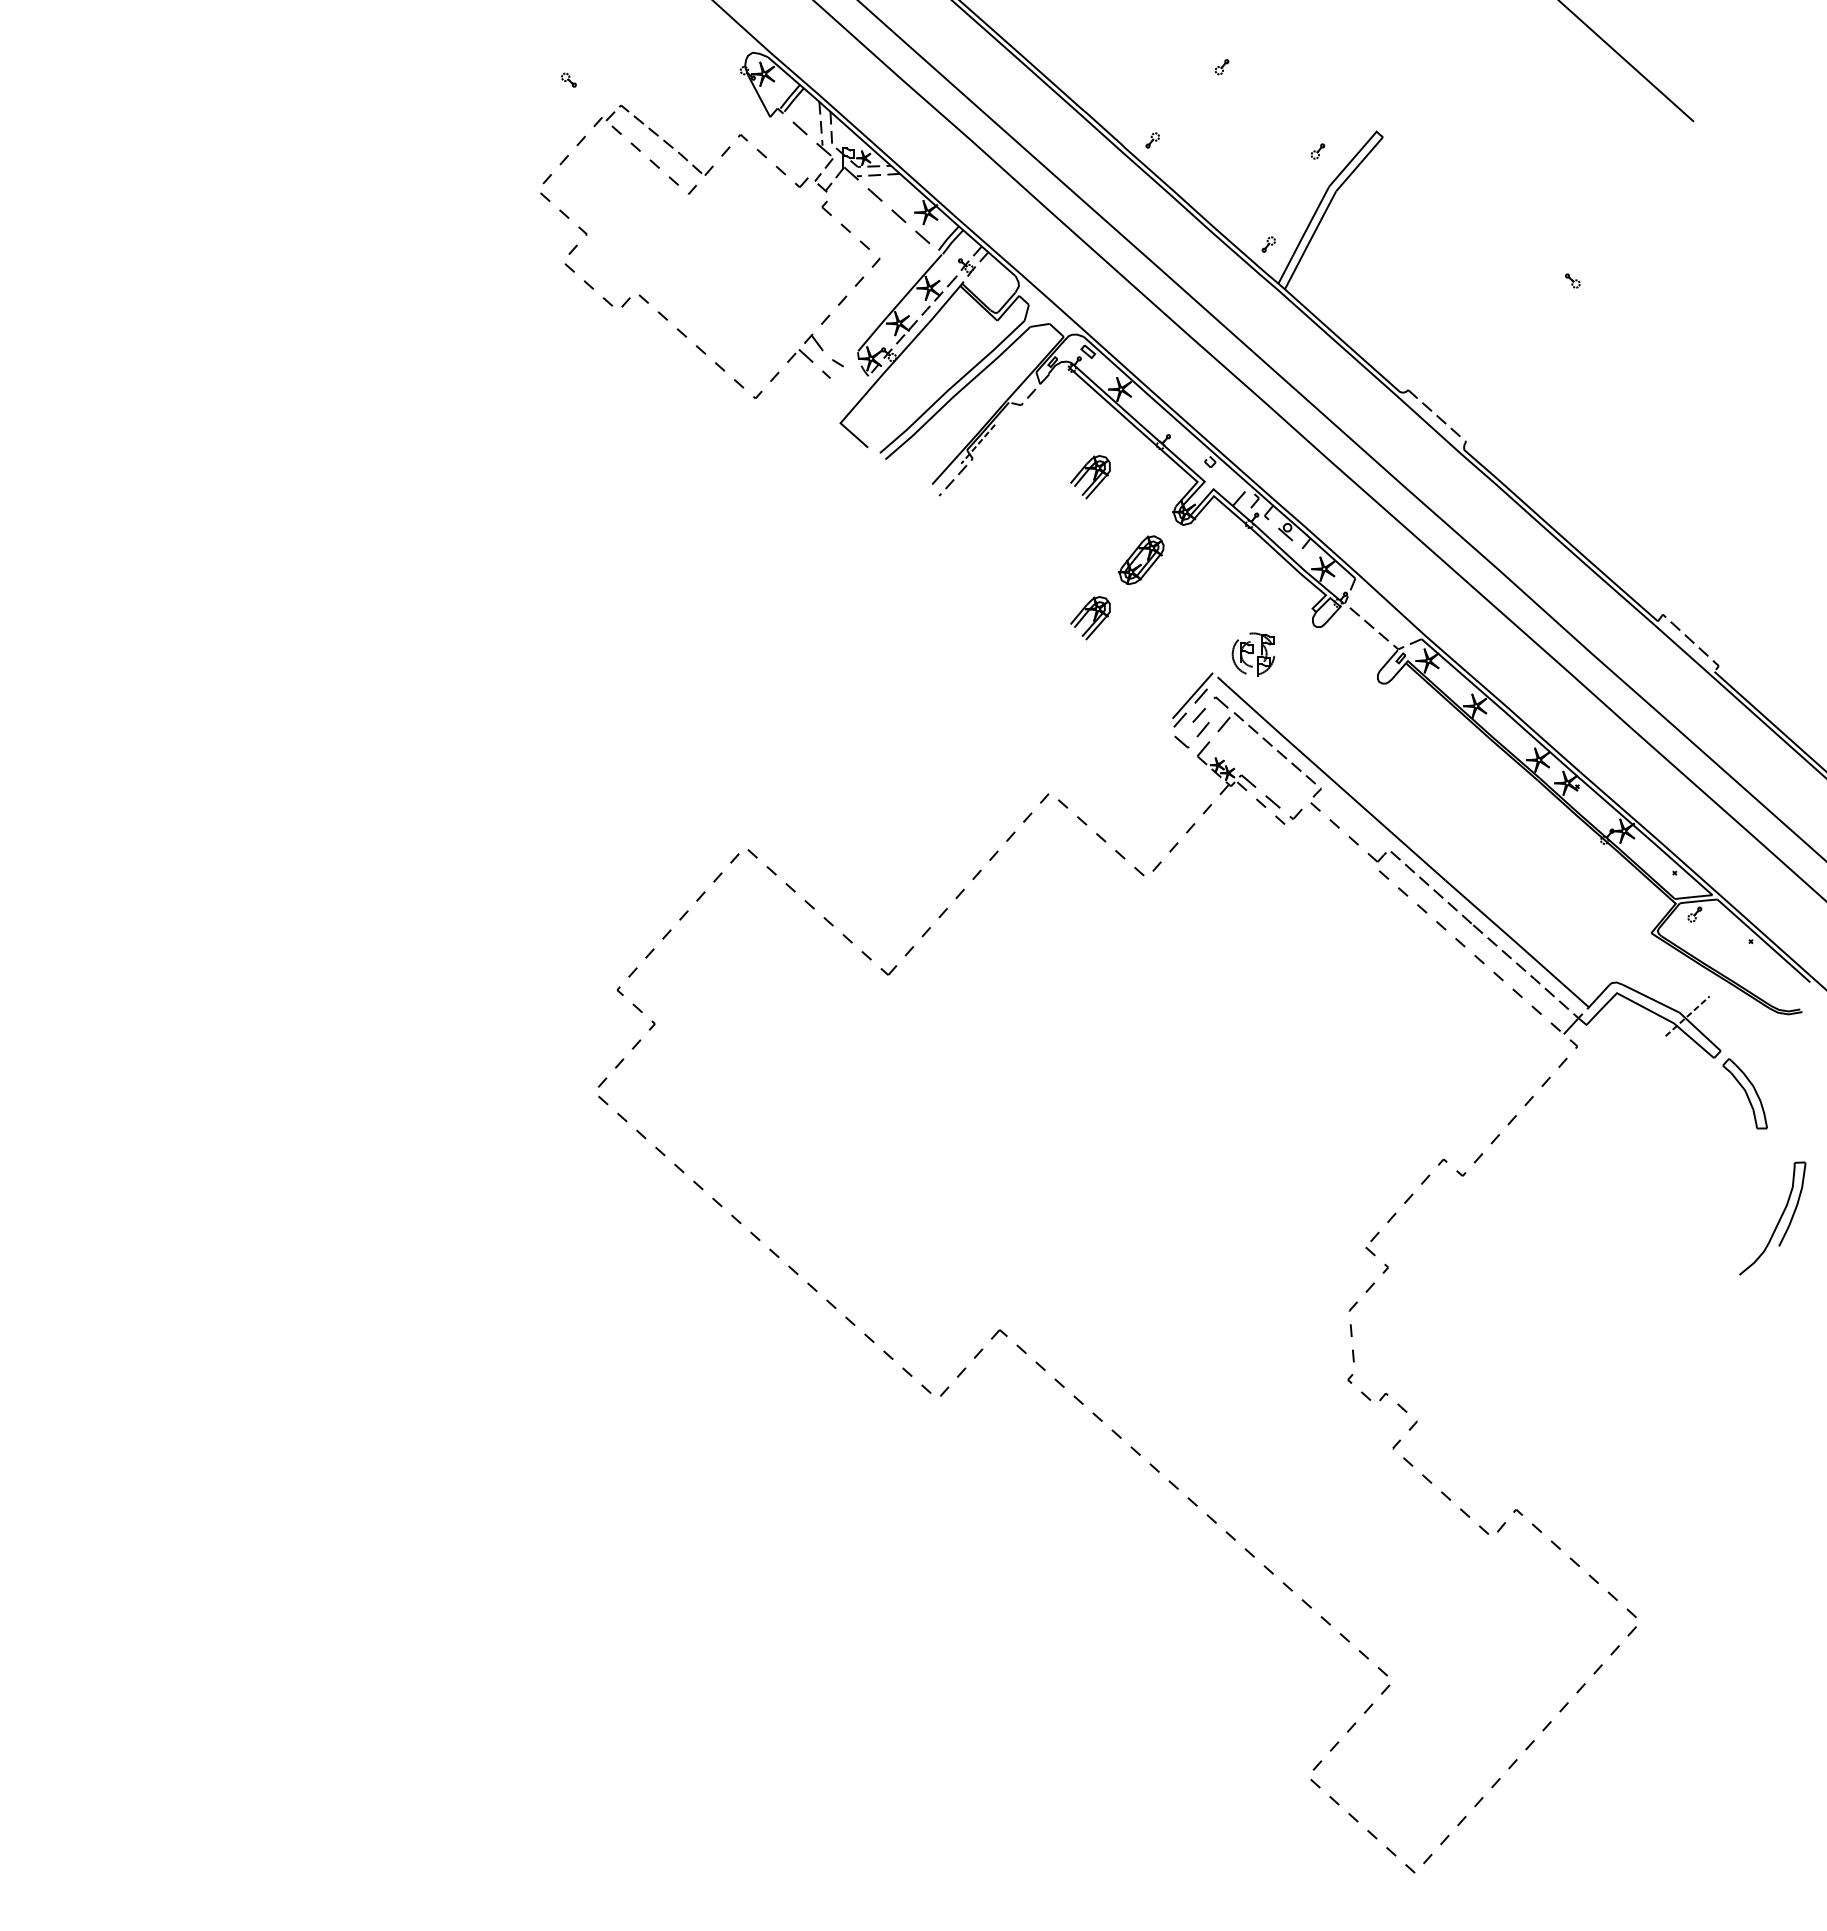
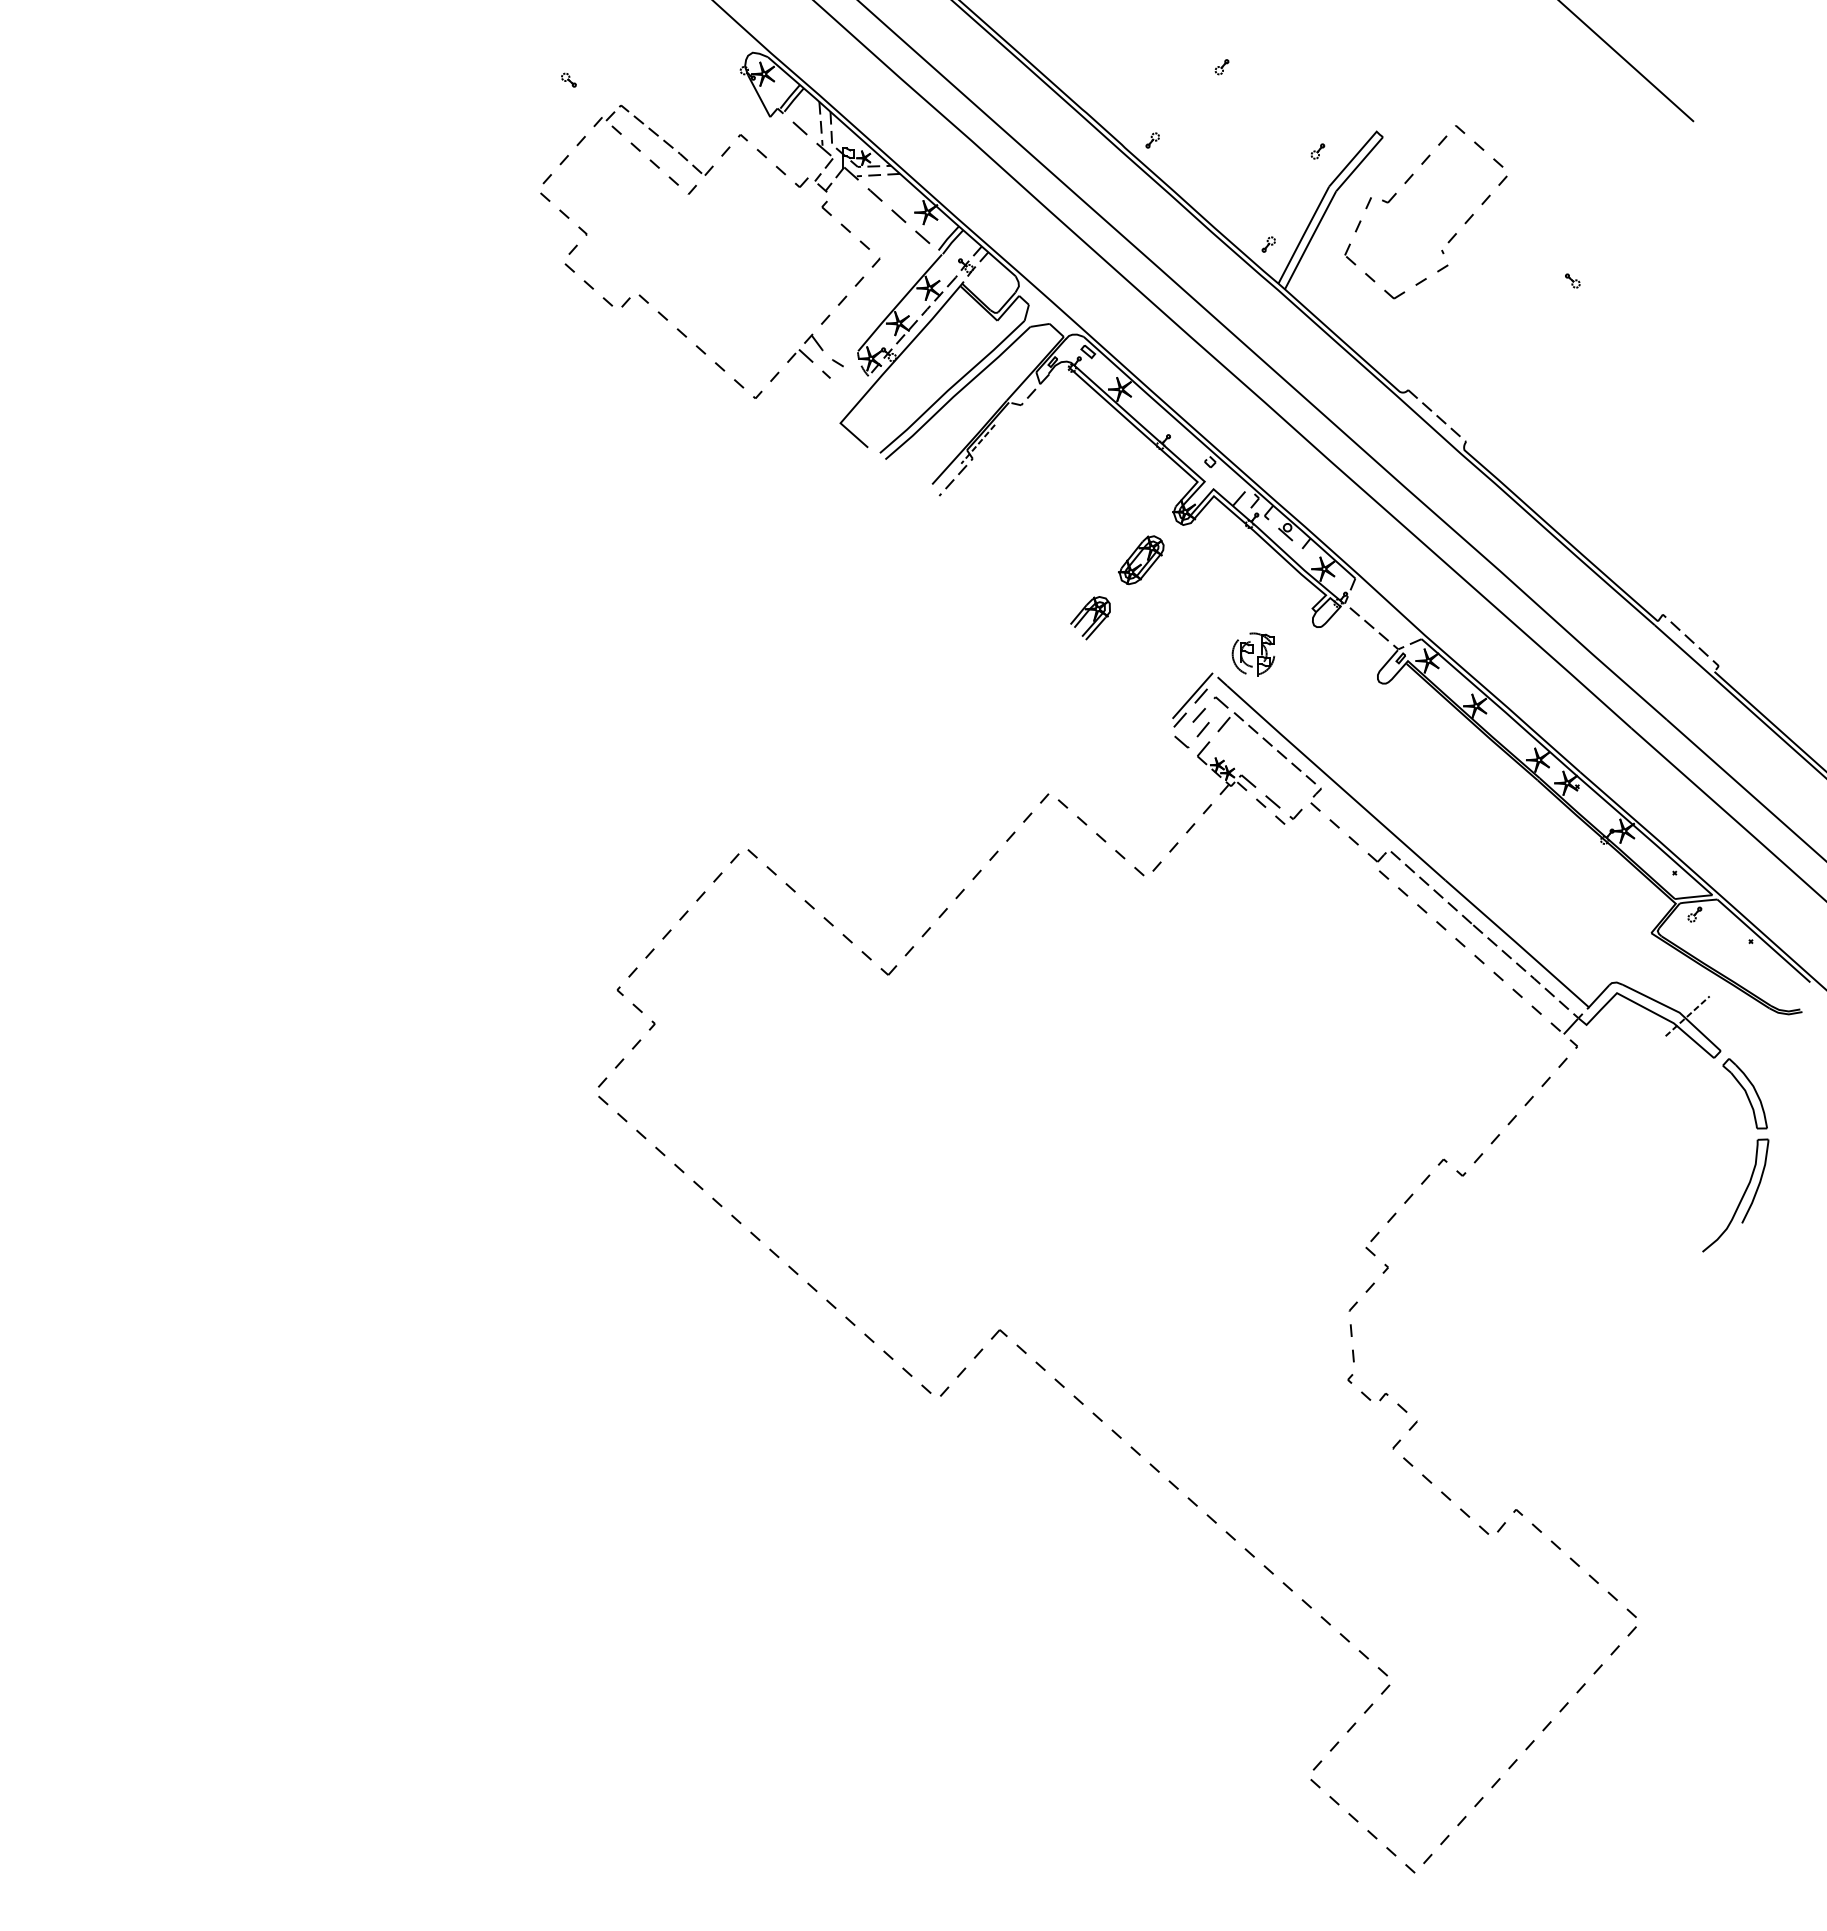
part: none -> present (1396, 194)
part: present -> none (1090, 477)
part position: (1778, 1220) -> (1741, 1197) (1741, 1197)
